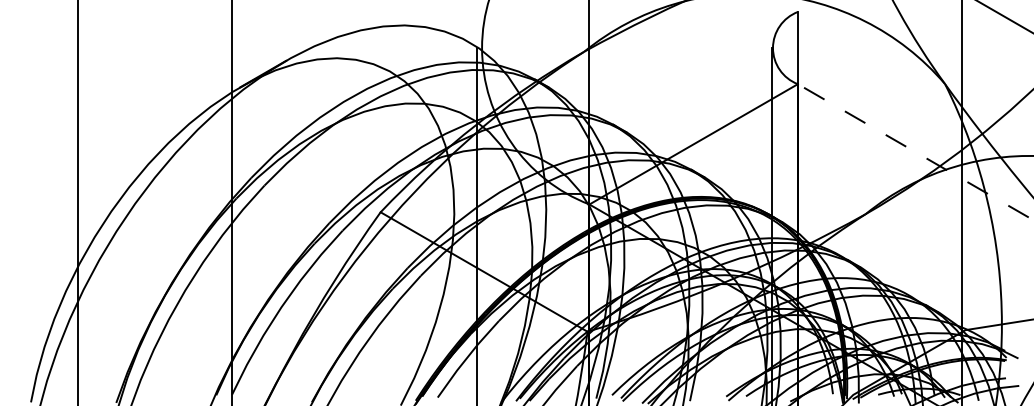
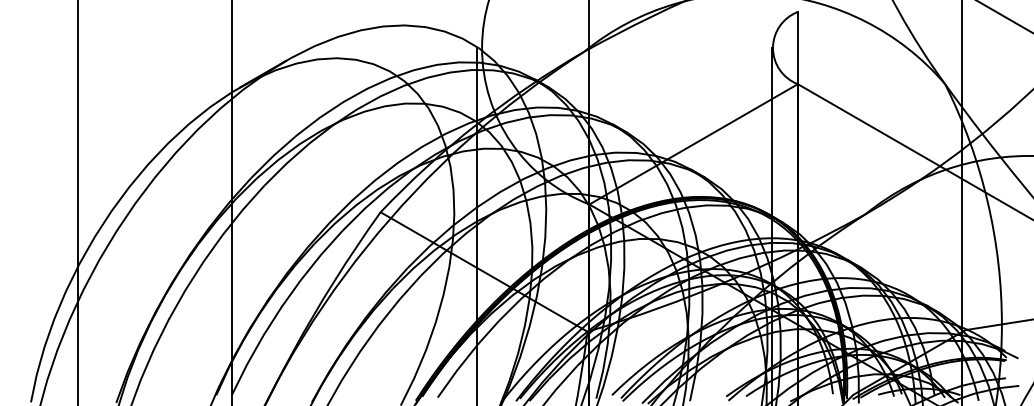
line: dashed -> solid (915, 152)
